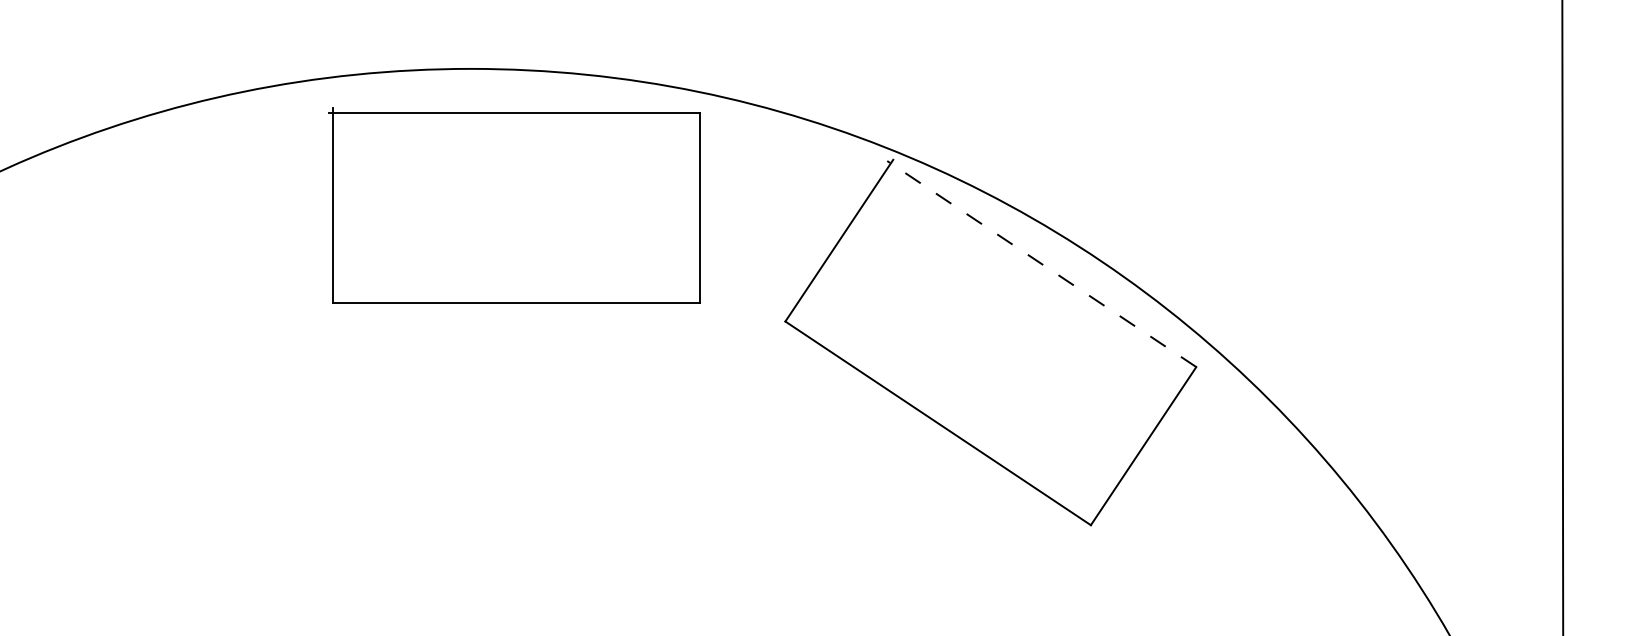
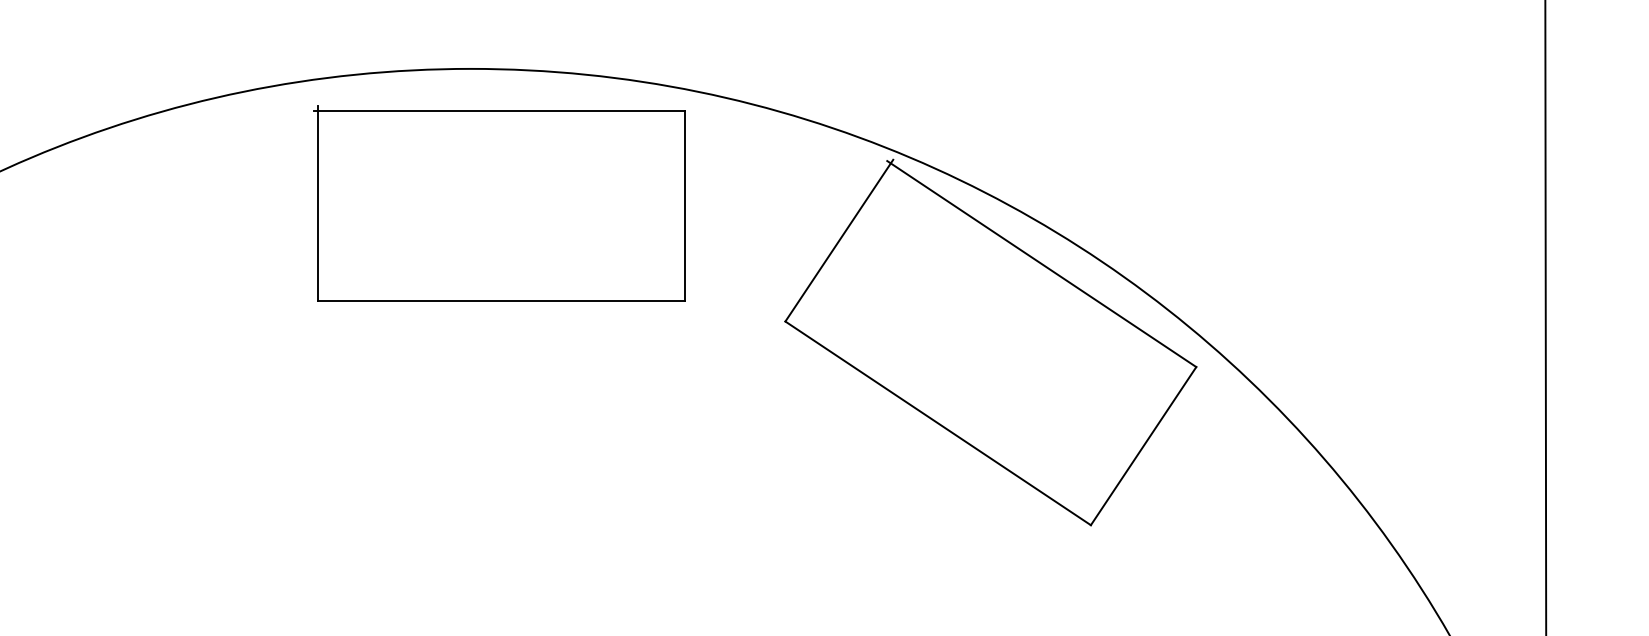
part position: (514, 205) -> (499, 203) (499, 203)
line: dashed -> solid (1041, 264)
line position: (1562, 317) -> (1545, 317) (1545, 317)
